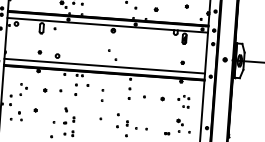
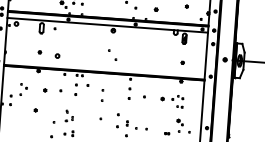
line: present -> none (104, 65)
part position: (183, 101) -> (177, 101) (177, 101)
part size: 13x18 px -> 10x14 px (68, 115)
part: present -> none (15, 116)
